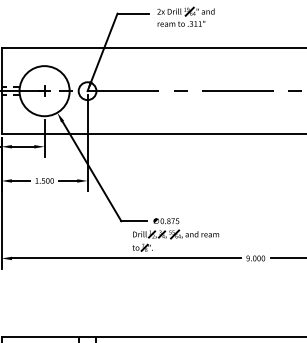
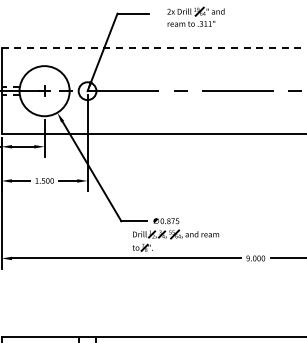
part position: (185, 16) -> (195, 16) (195, 16)
line: solid -> dashed (154, 48)
